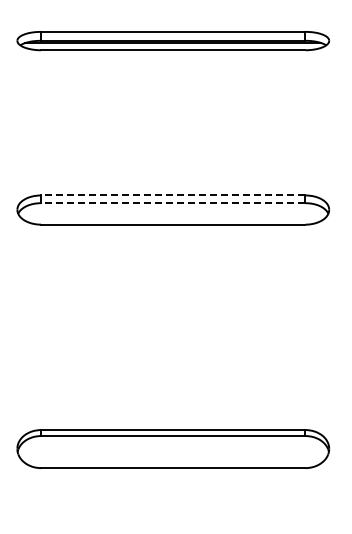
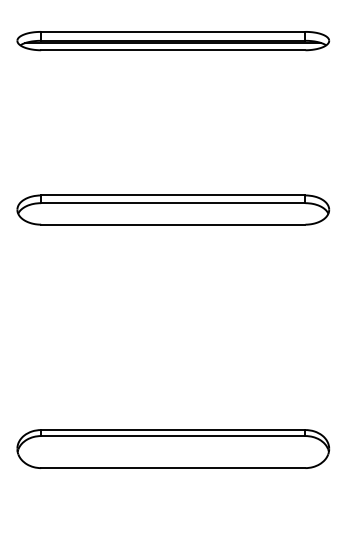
line: dashed -> solid (172, 195)
line: dashed -> solid (172, 203)
